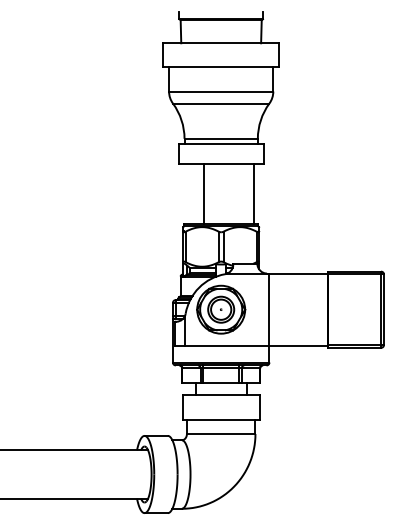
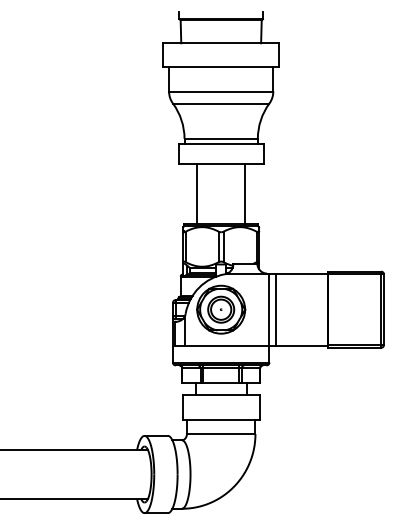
line position: (204, 193) -> (197, 193) (197, 193)
line position: (254, 193) -> (245, 193) (245, 193)
line: none -> present (276, 309)
